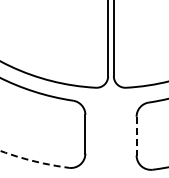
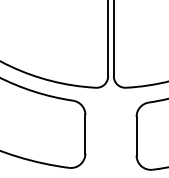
line: dashed -> solid (136, 136)
arc: dashed -> solid (34, 161)
